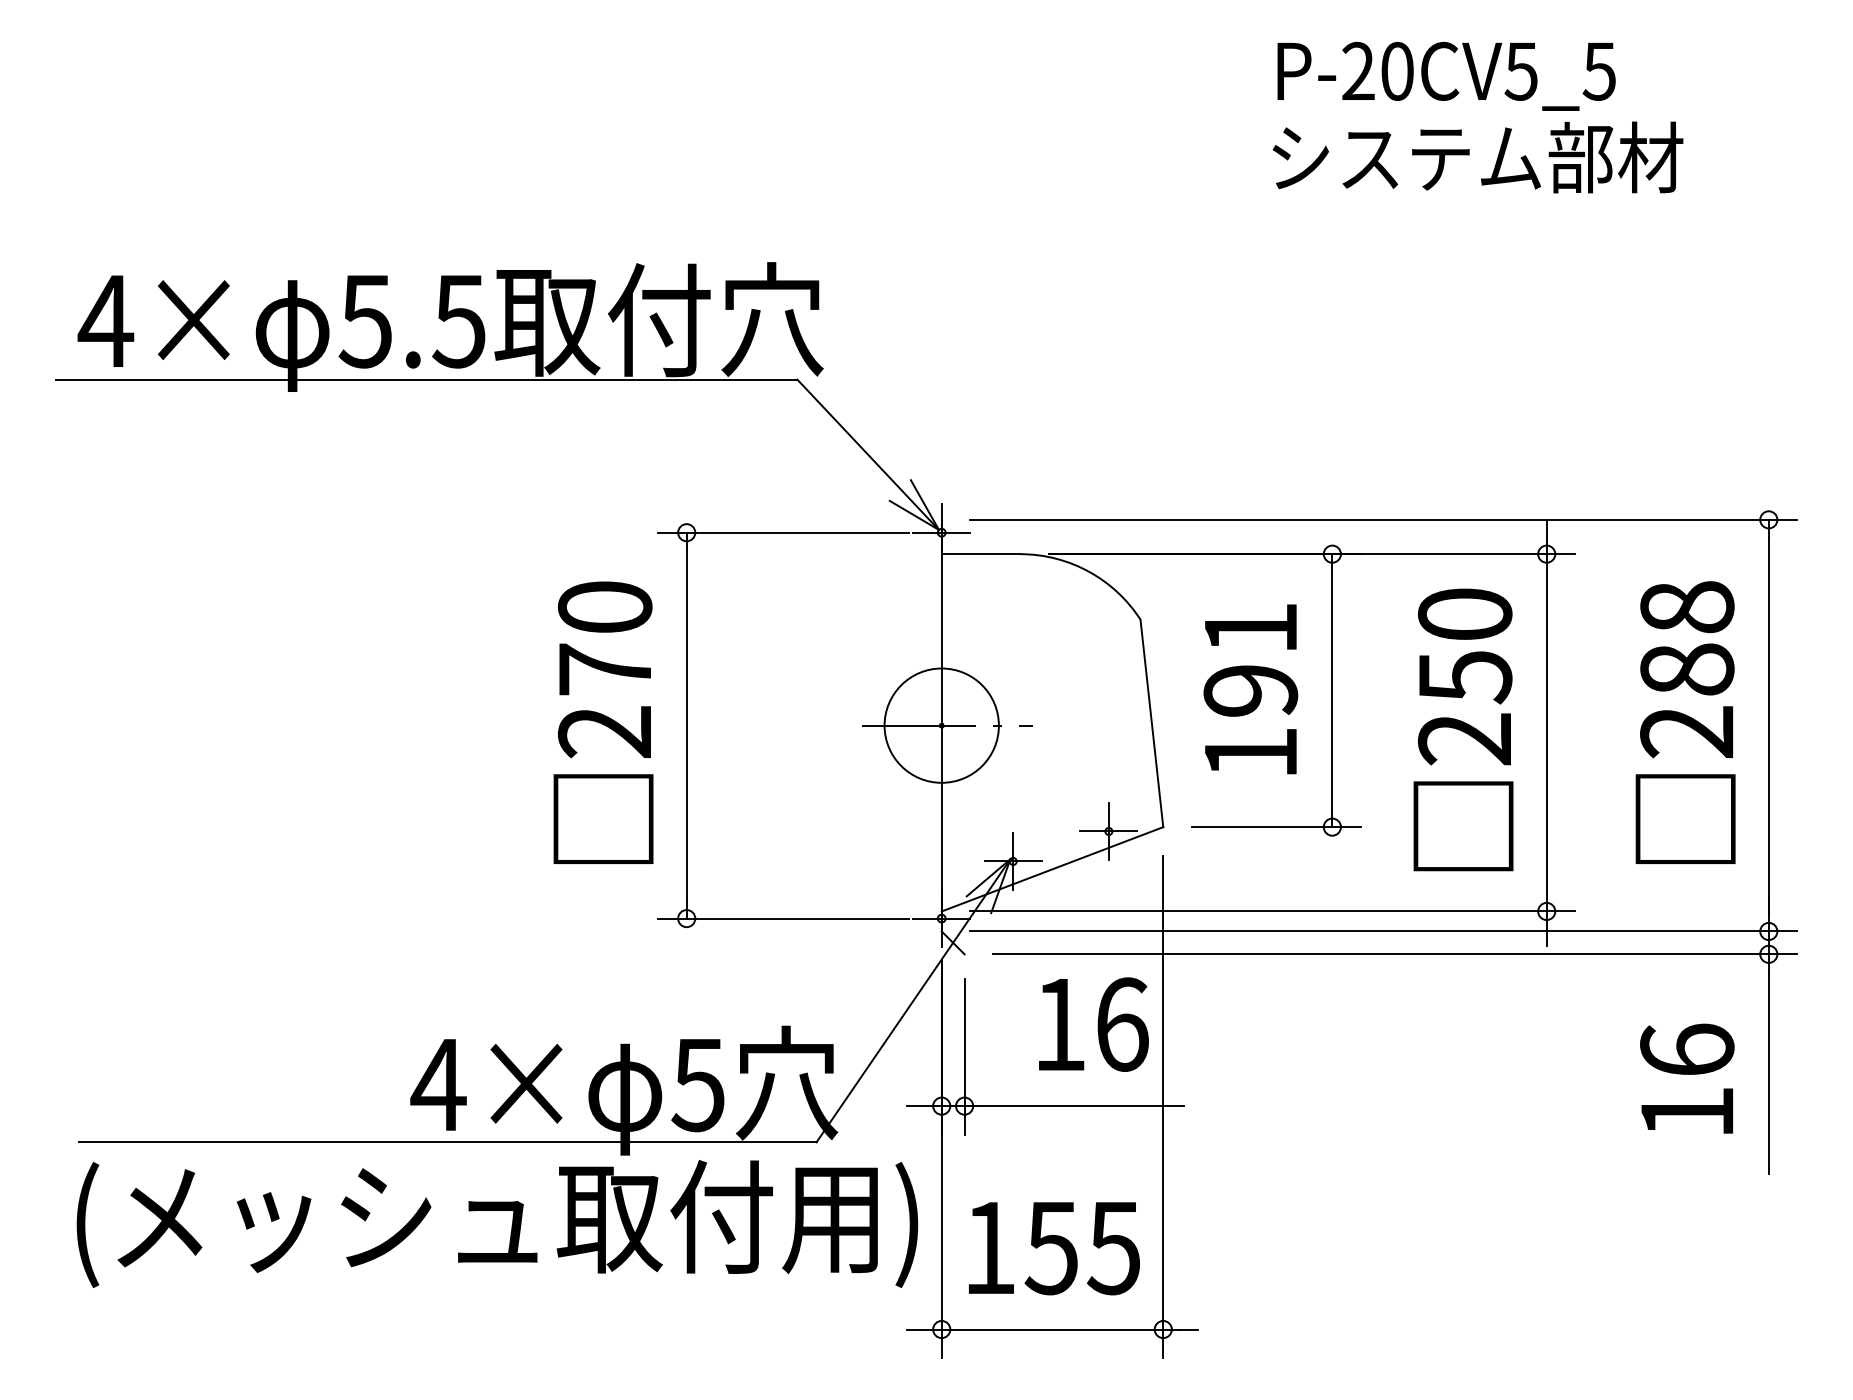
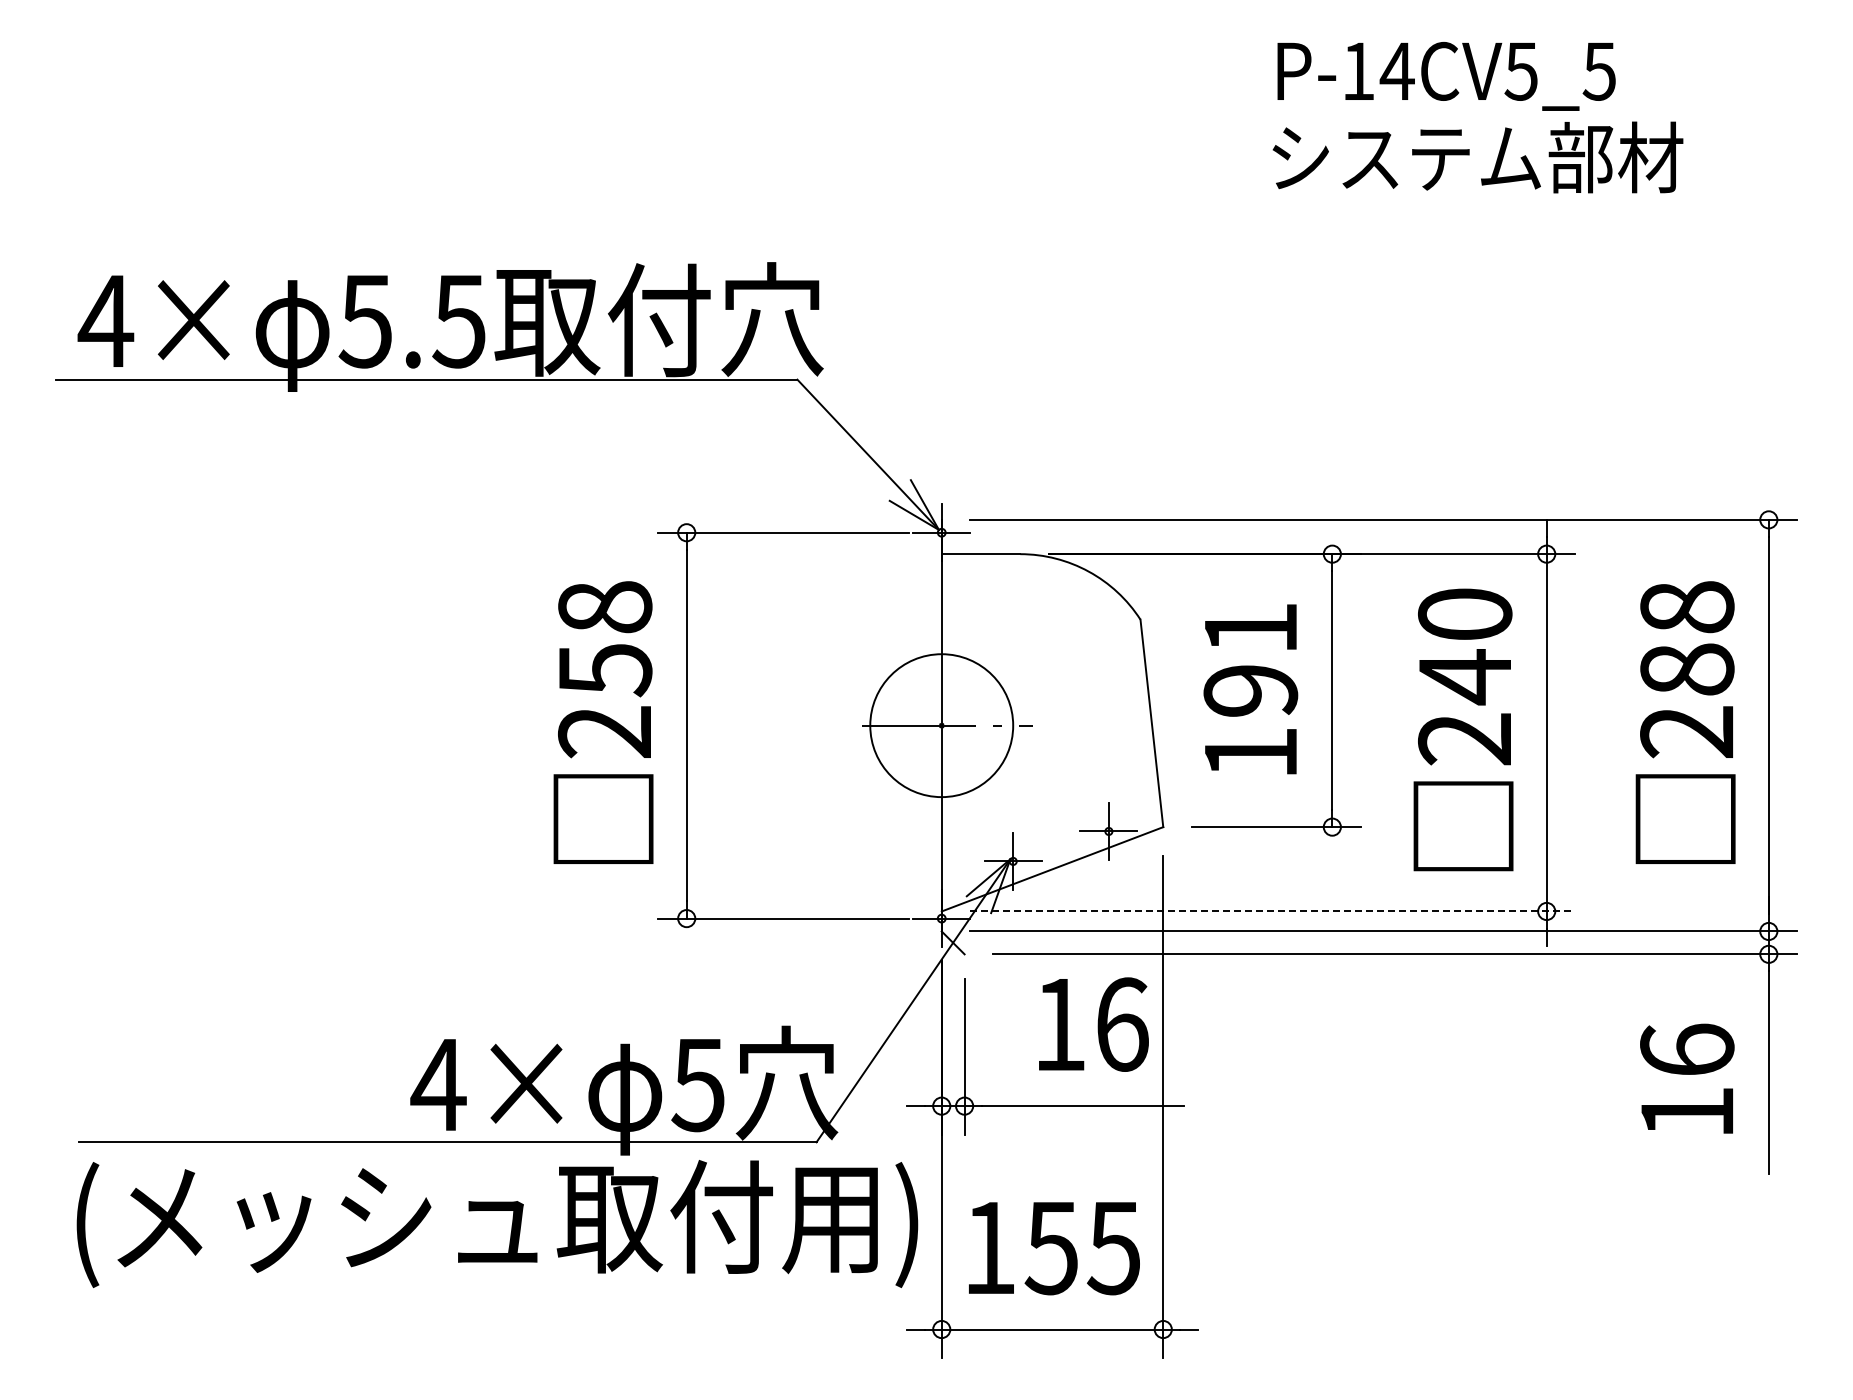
text: P-20CV5_5 -> P-14CV5_5 (1378, 70)
text: 270 -> 258 (605, 639)
text: 250 -> 240 (1465, 677)
circle diameter: 114 px -> 143 px (941, 725)
line: solid -> dashed (1273, 911)
